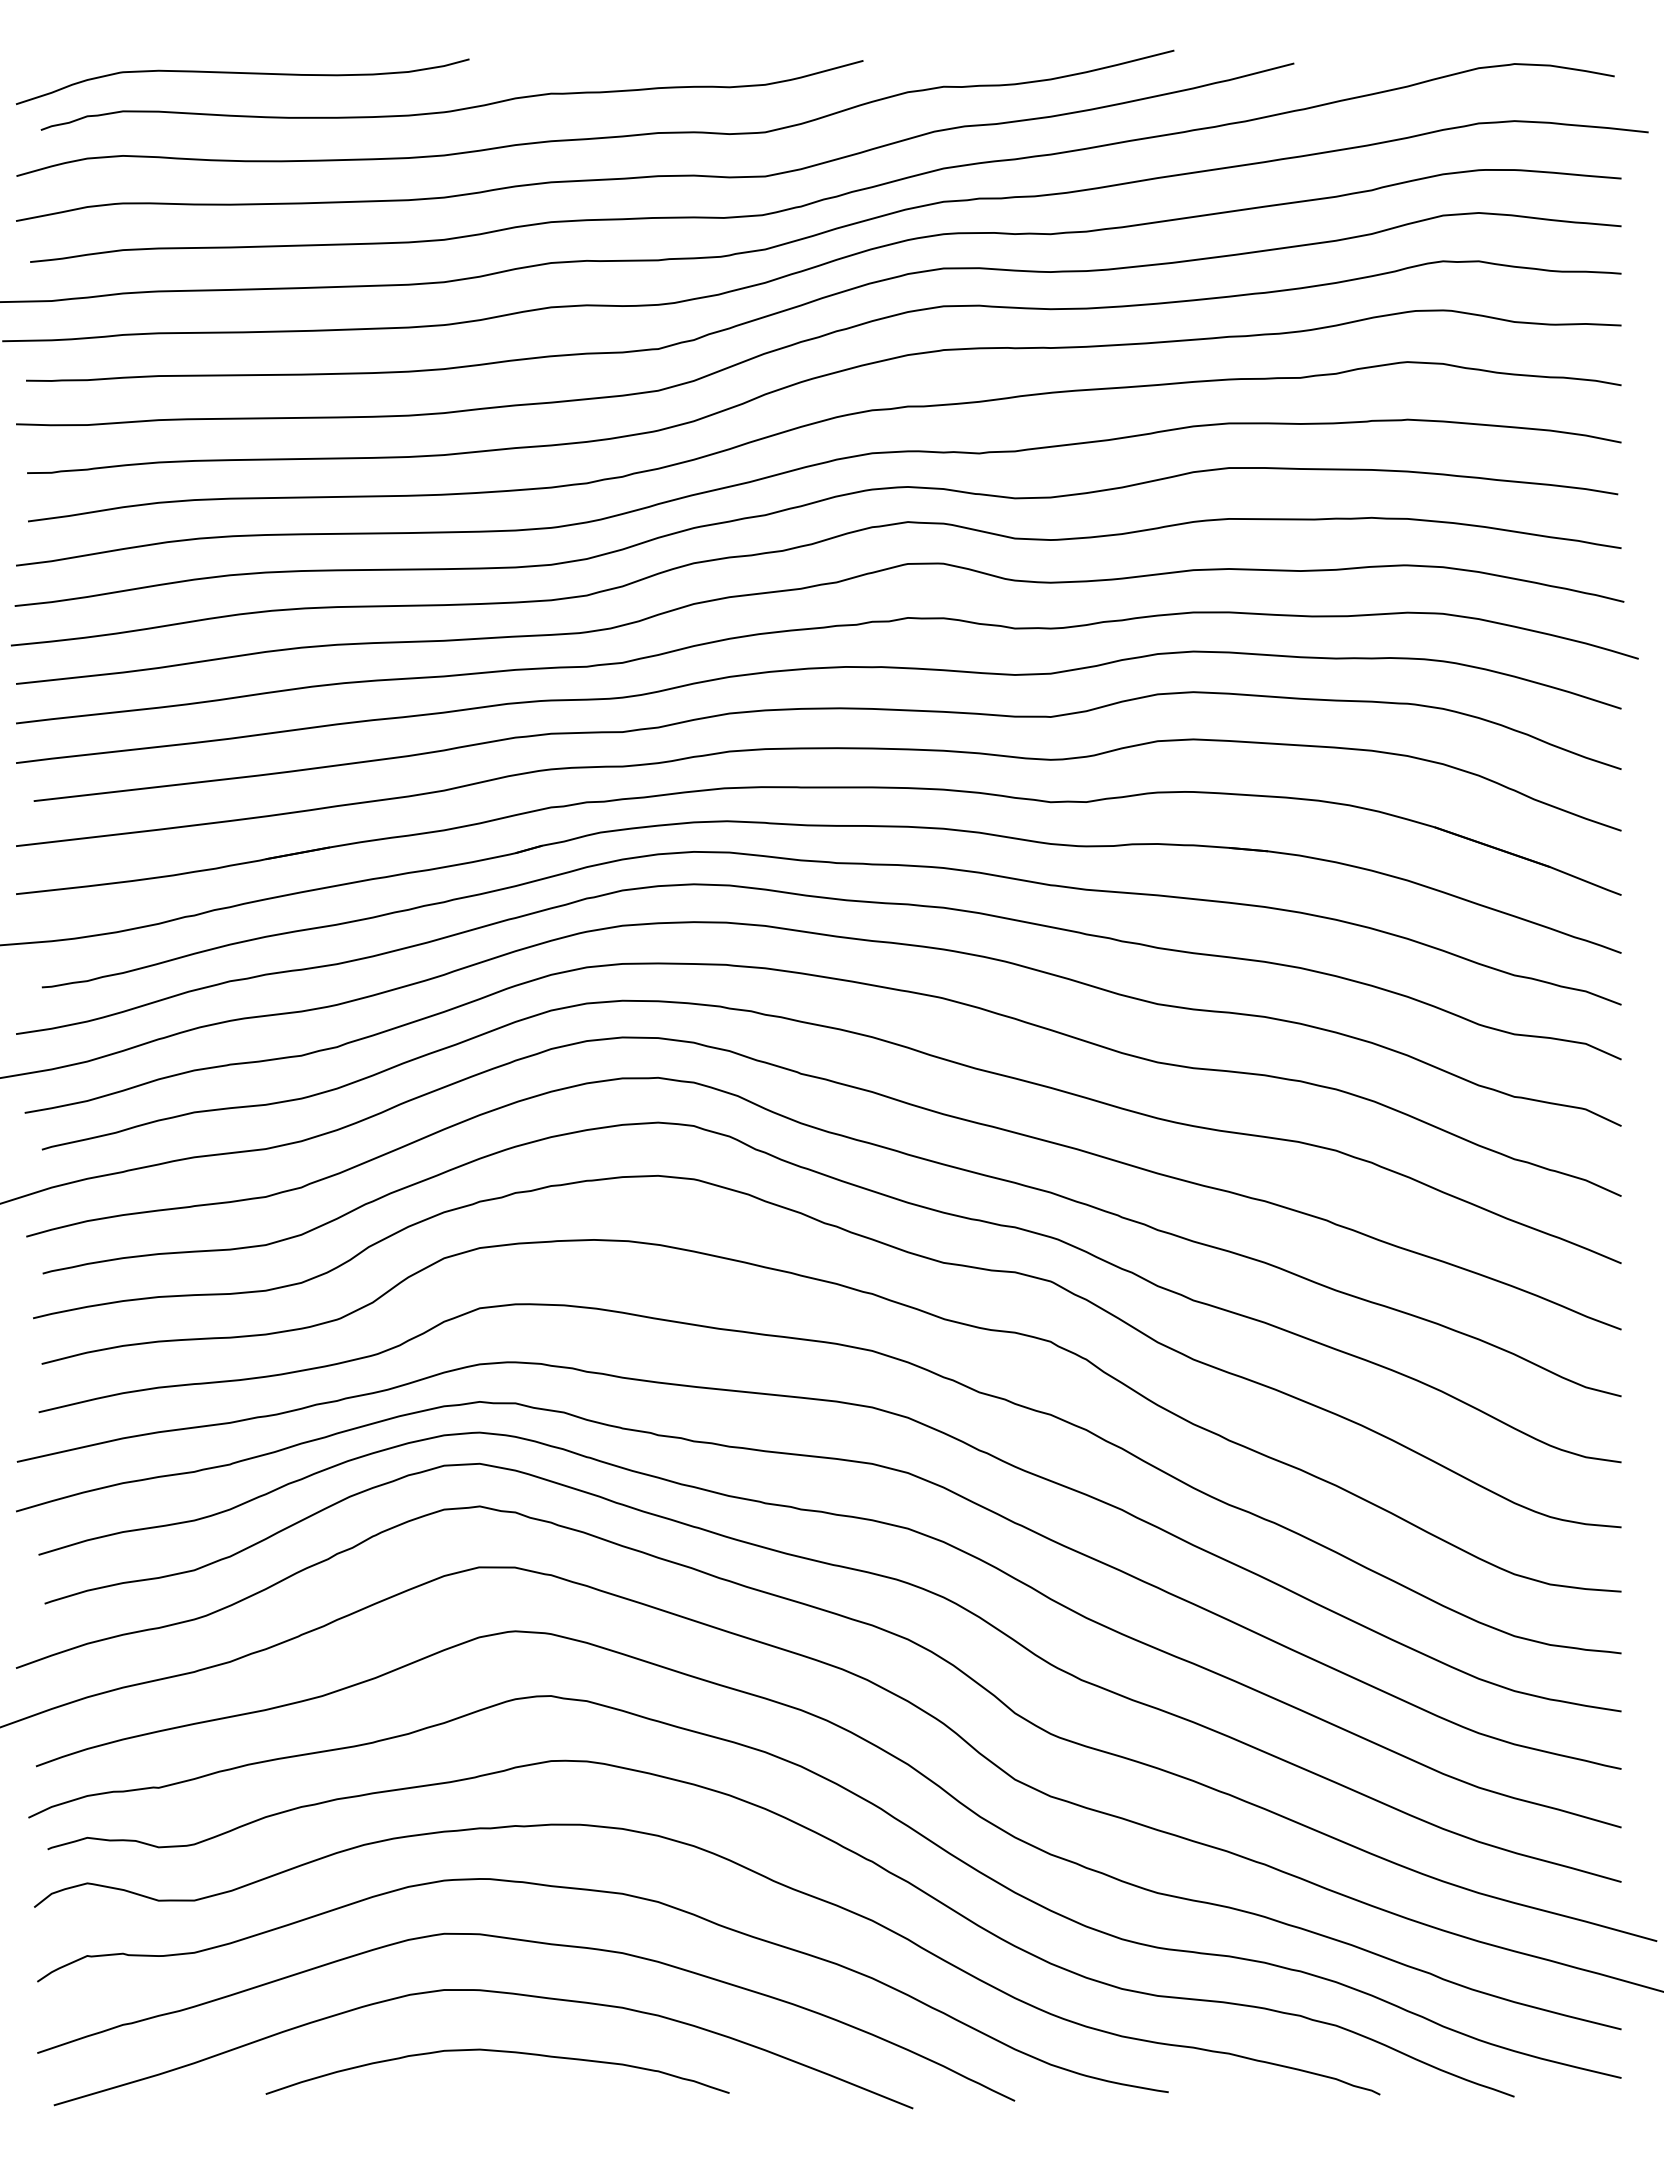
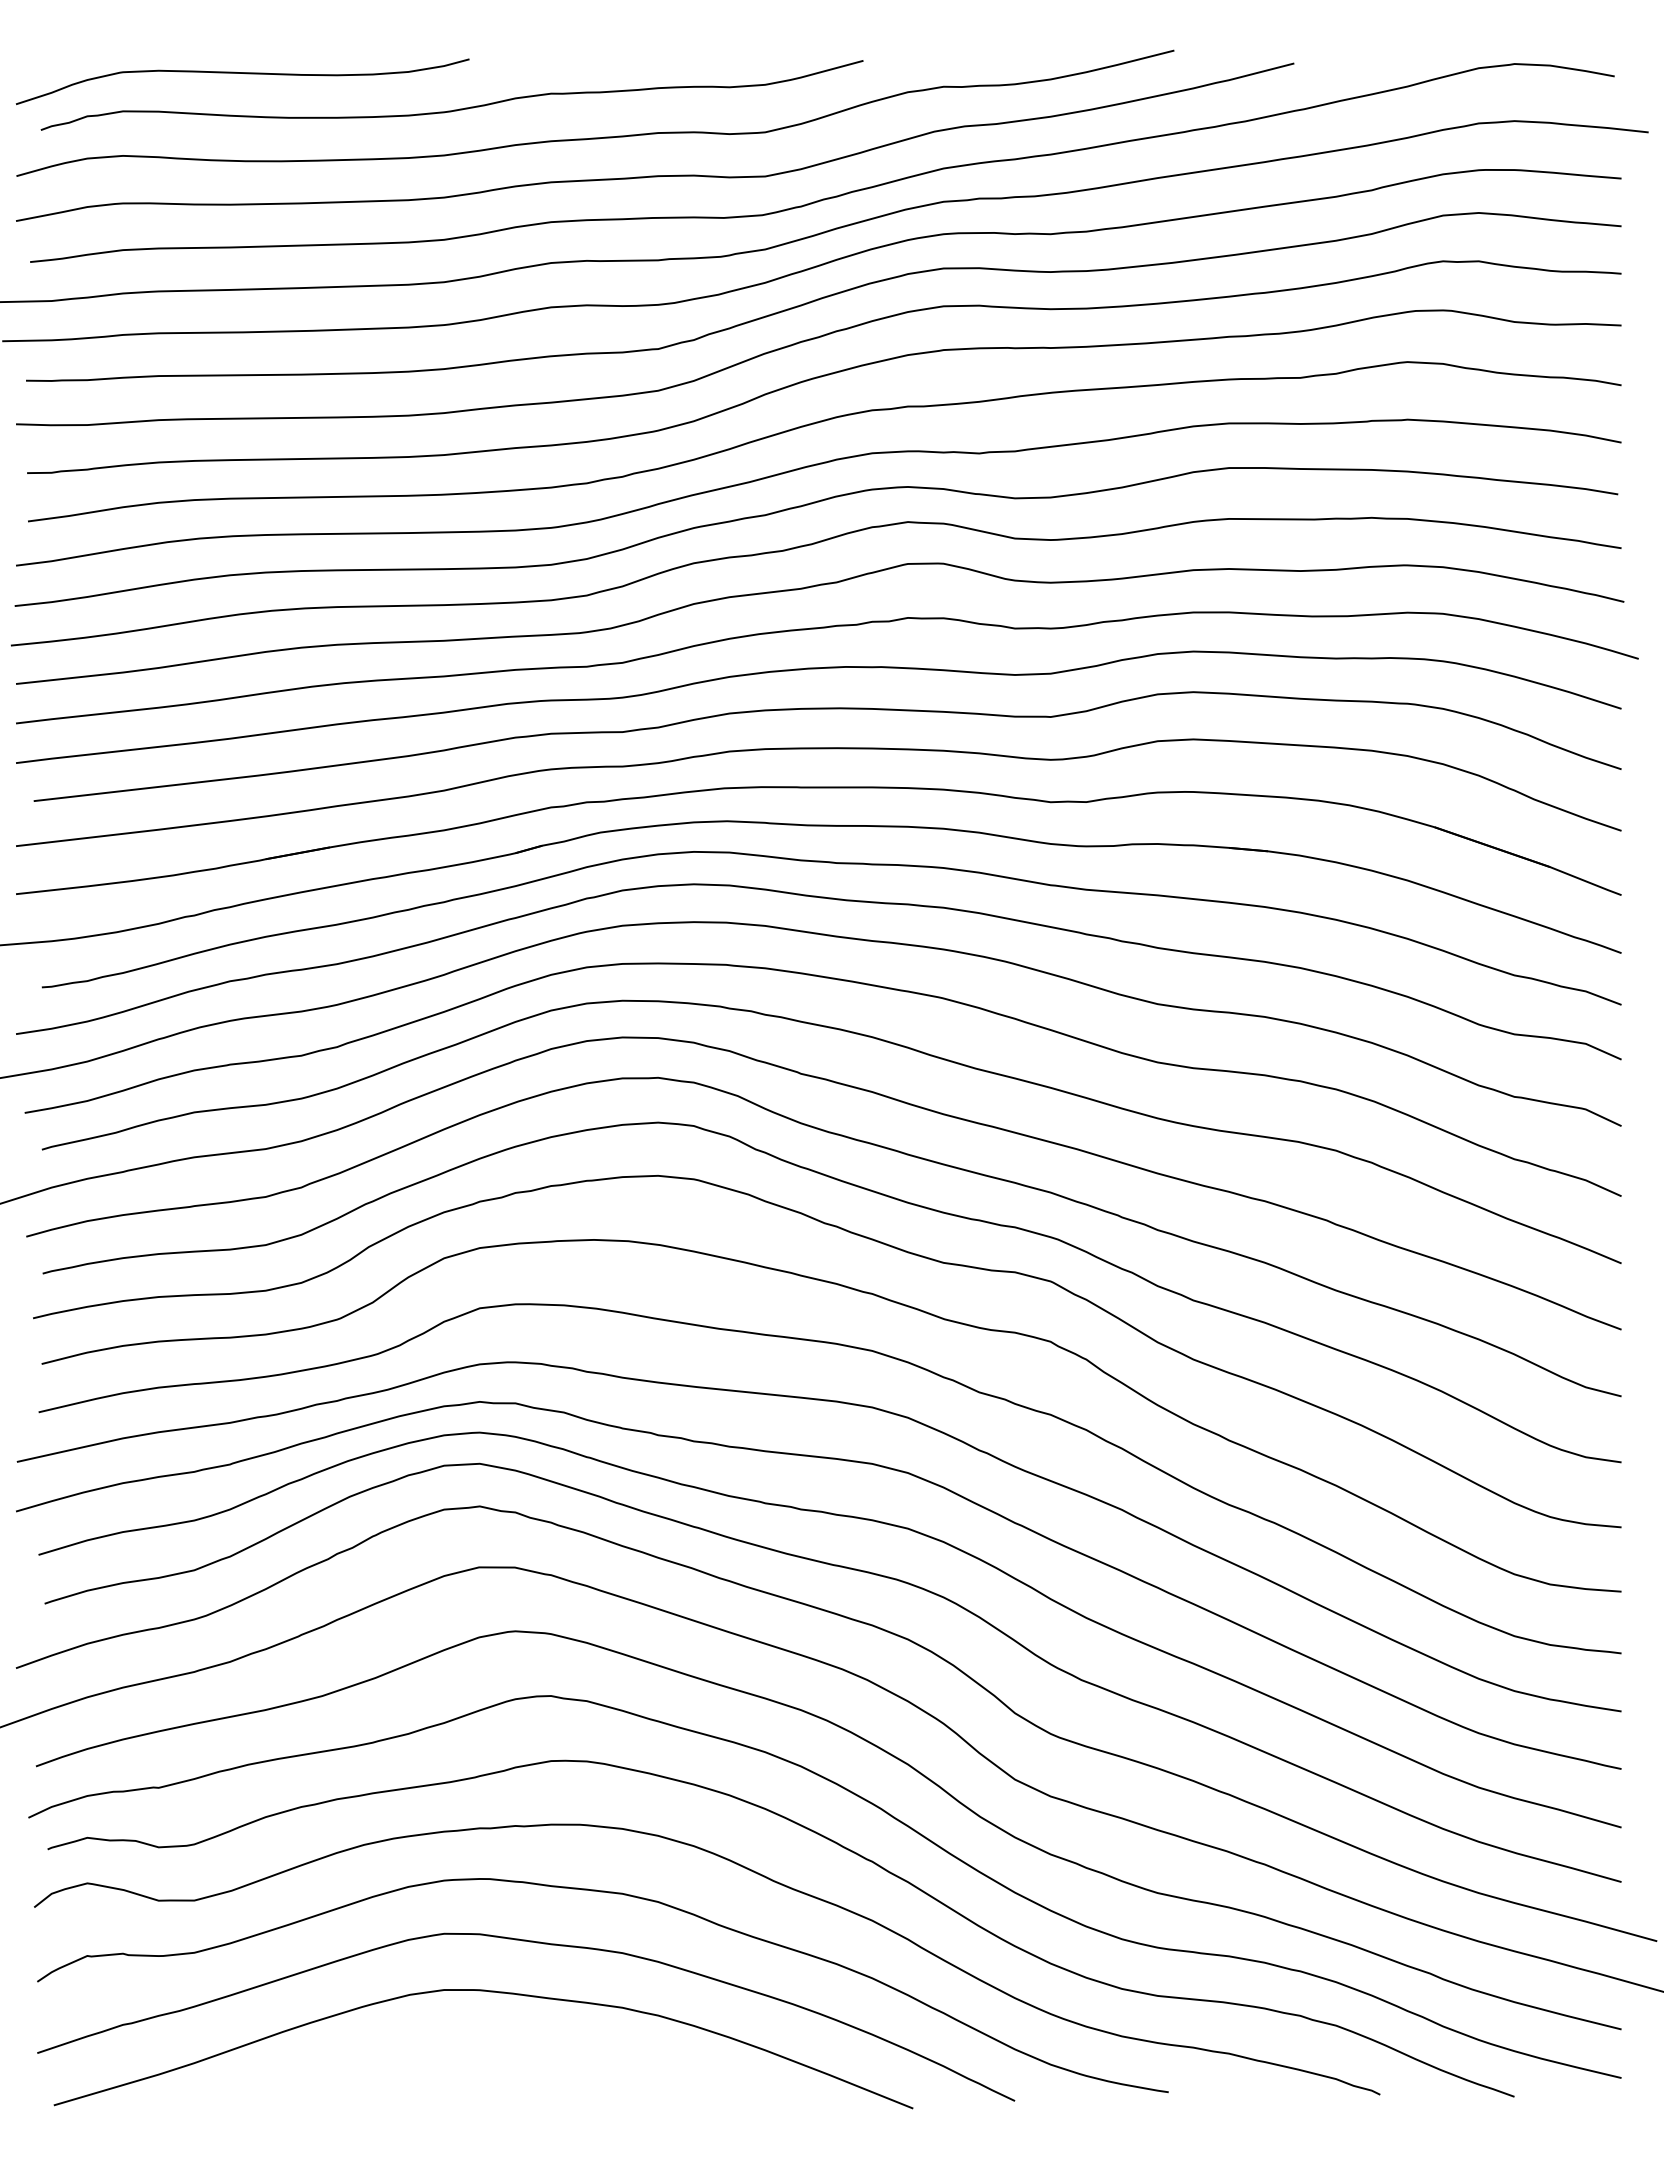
curve: present -> none (500, 2052)
